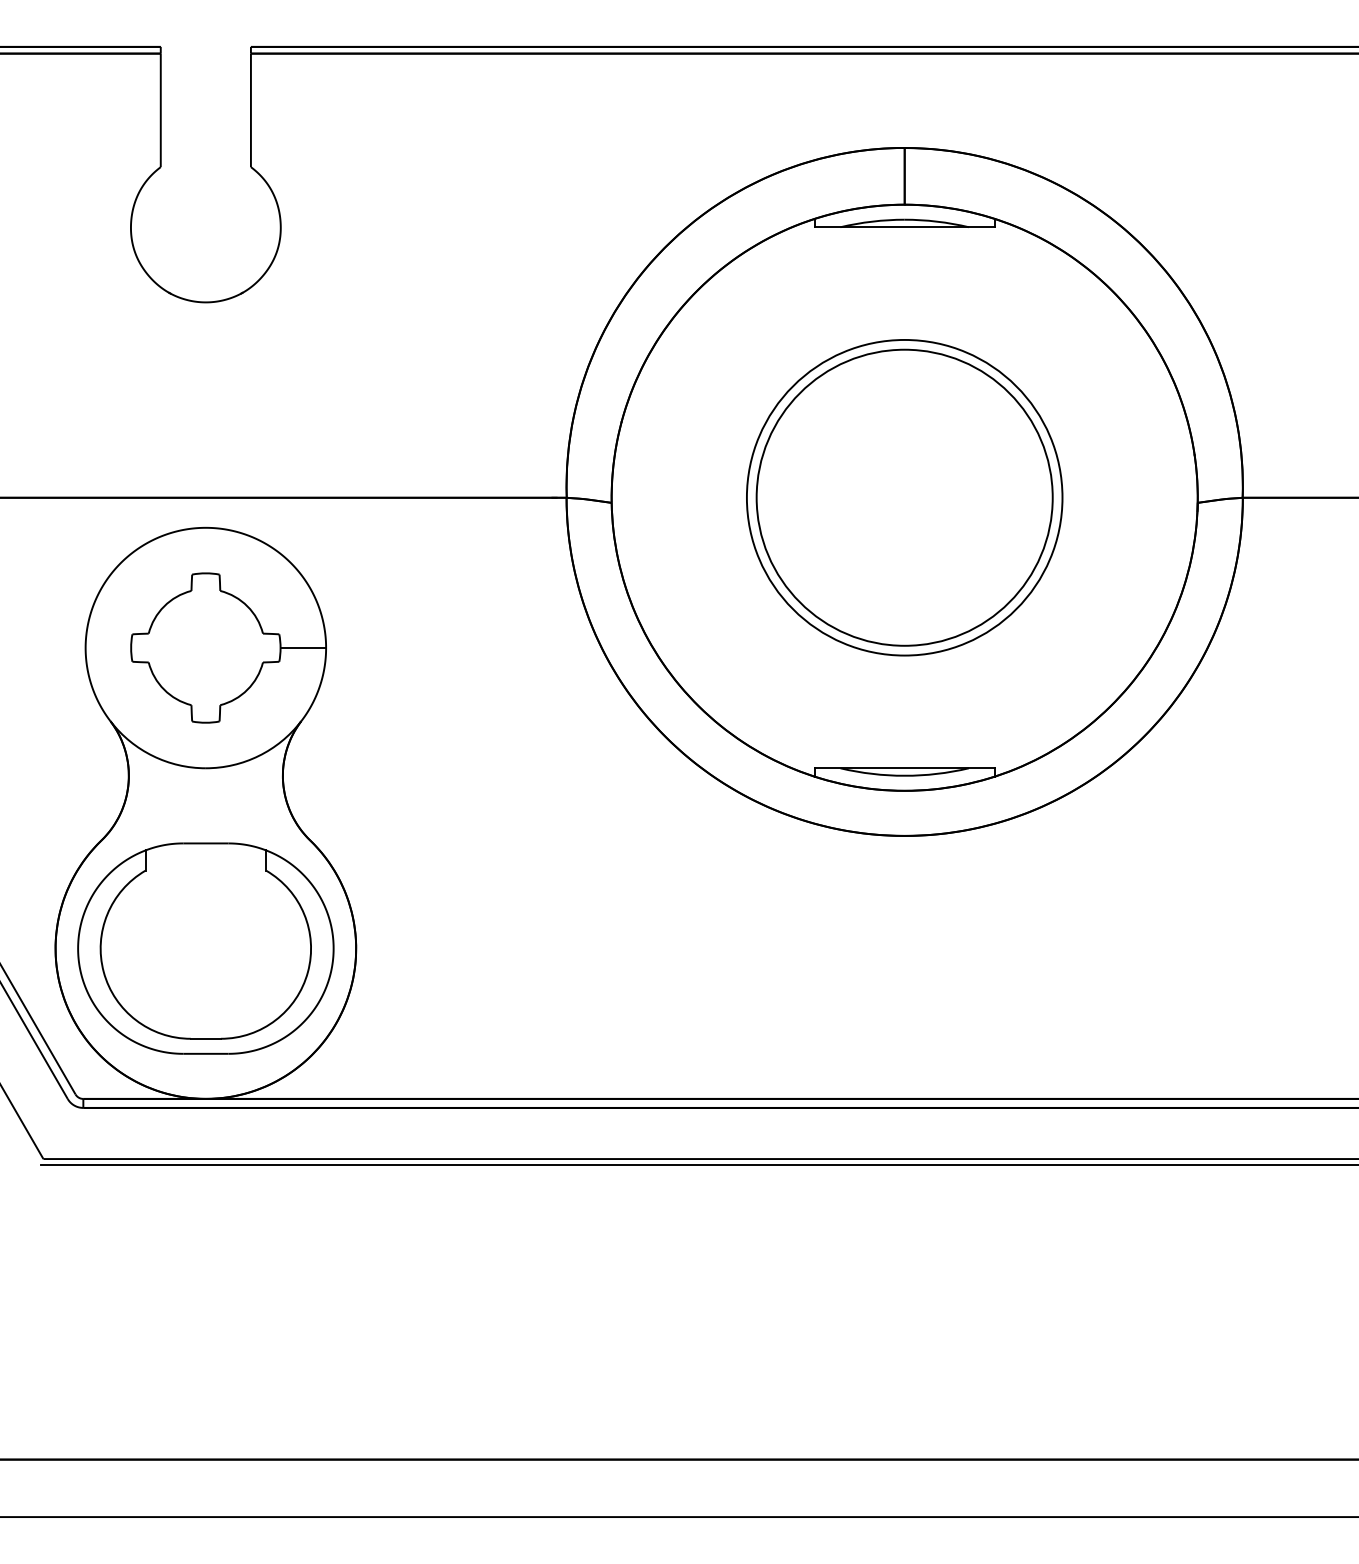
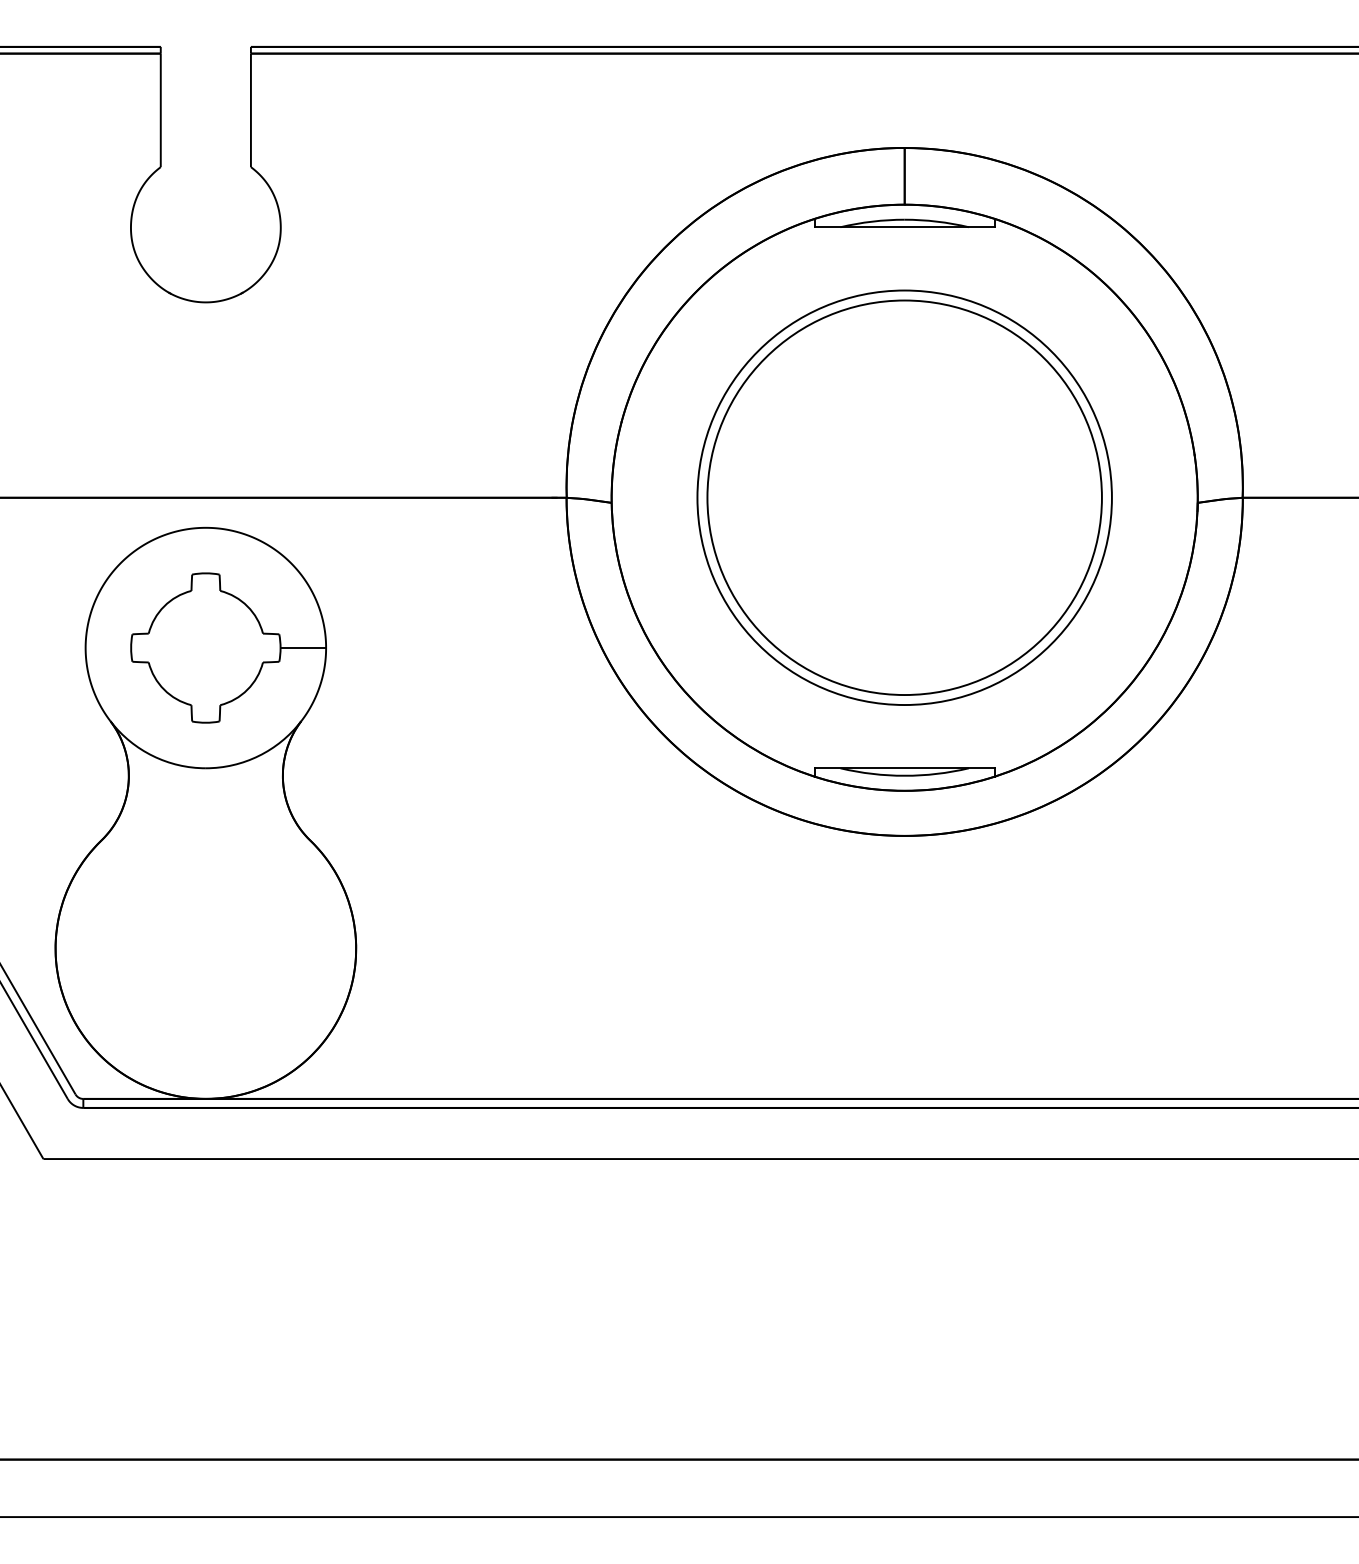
circle diameter: 296 px -> 414 px (904, 497)
circle diameter: 316 px -> 395 px (904, 497)
part: present -> none (205, 948)
line: present -> none (698, 1165)
